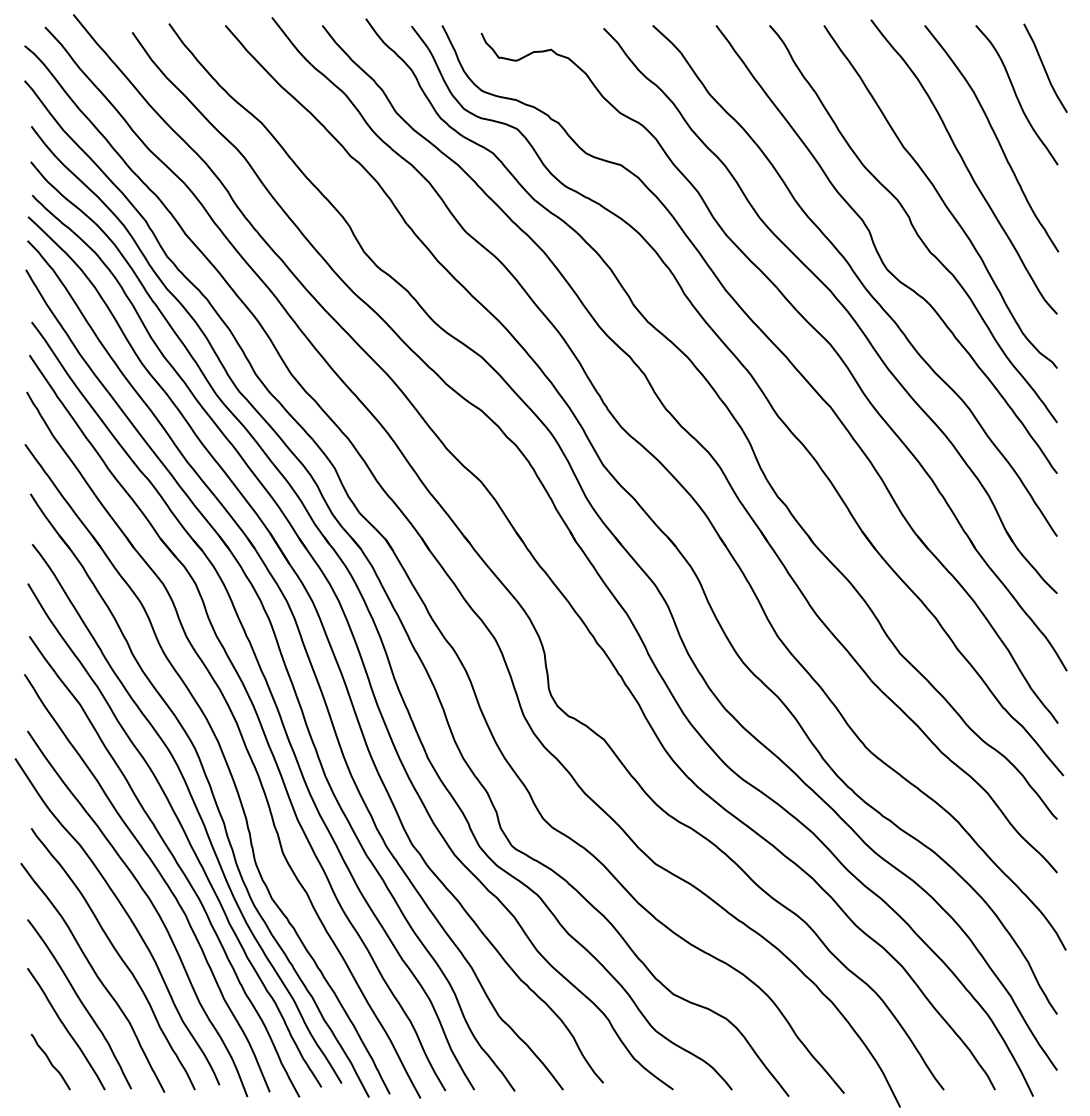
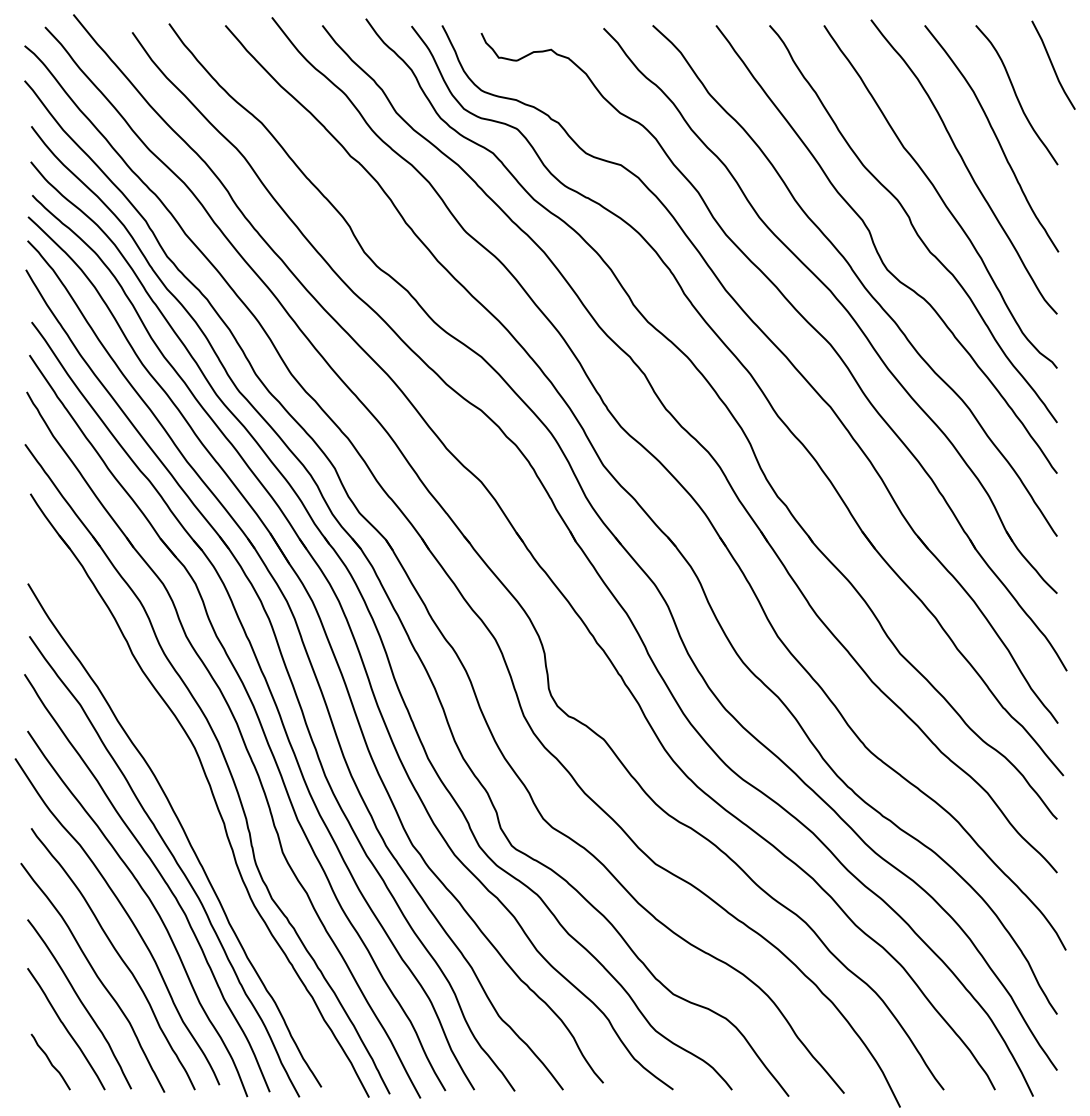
line position: (1044, 67) -> (1052, 64) (1052, 64)
curve: present -> none (195, 808)
